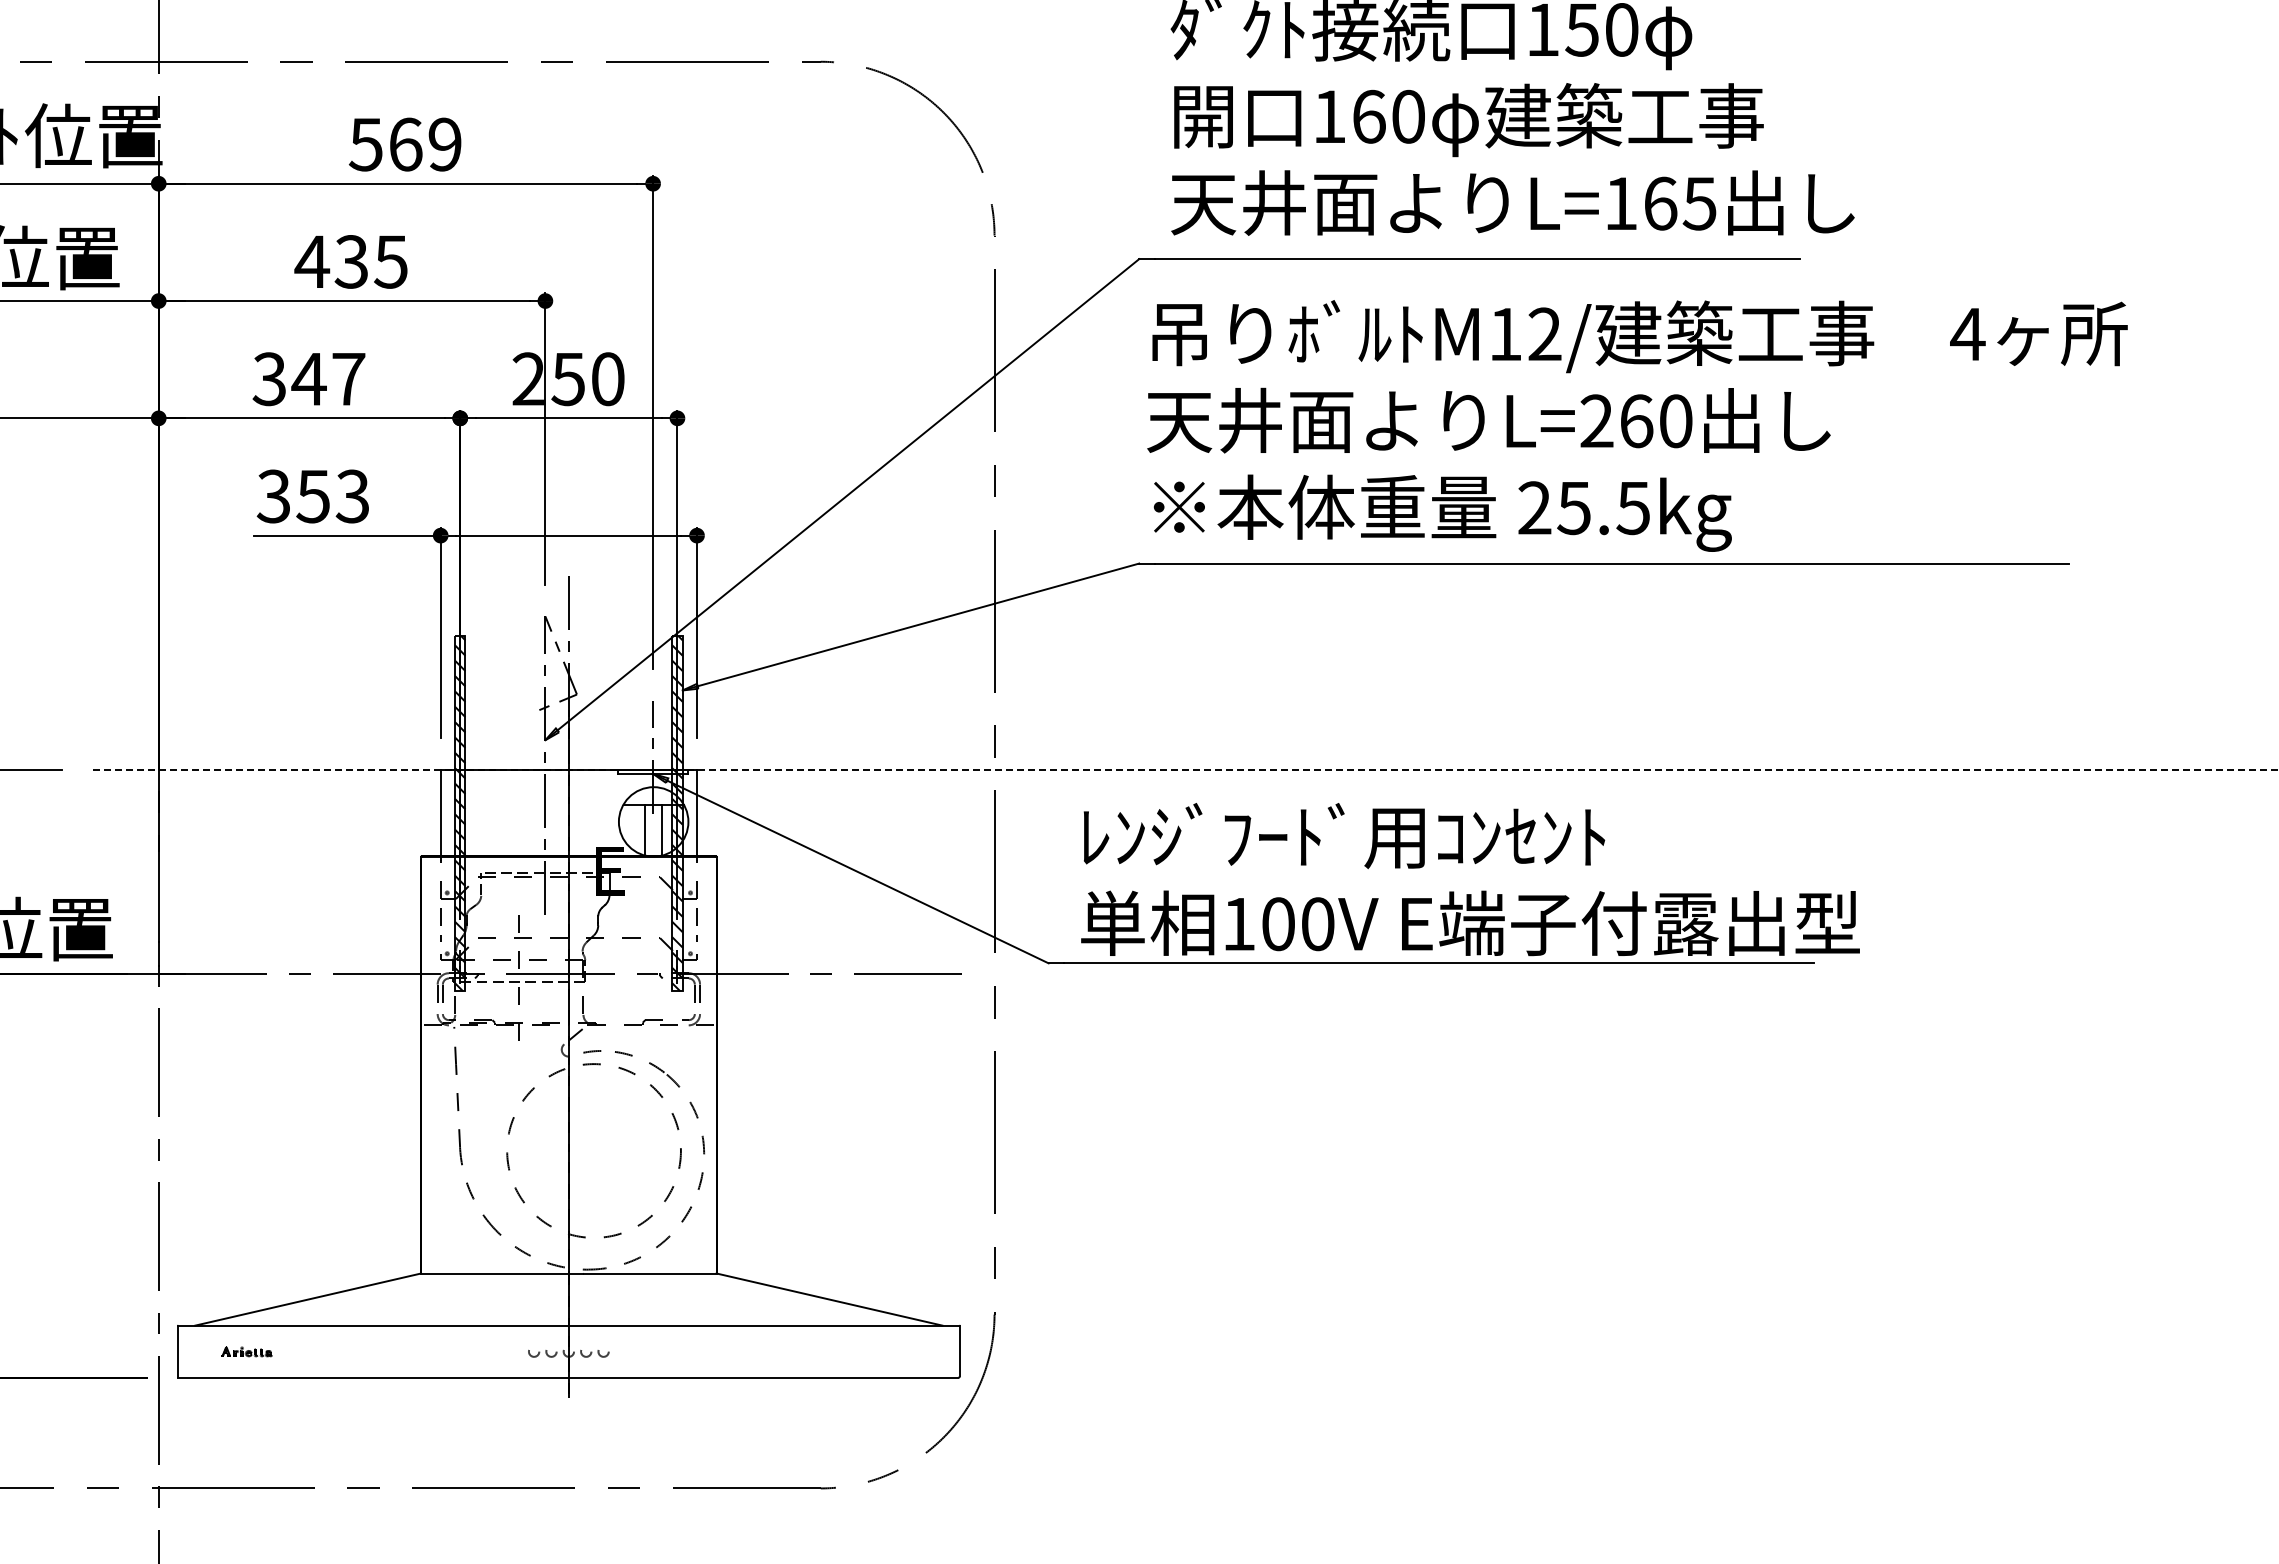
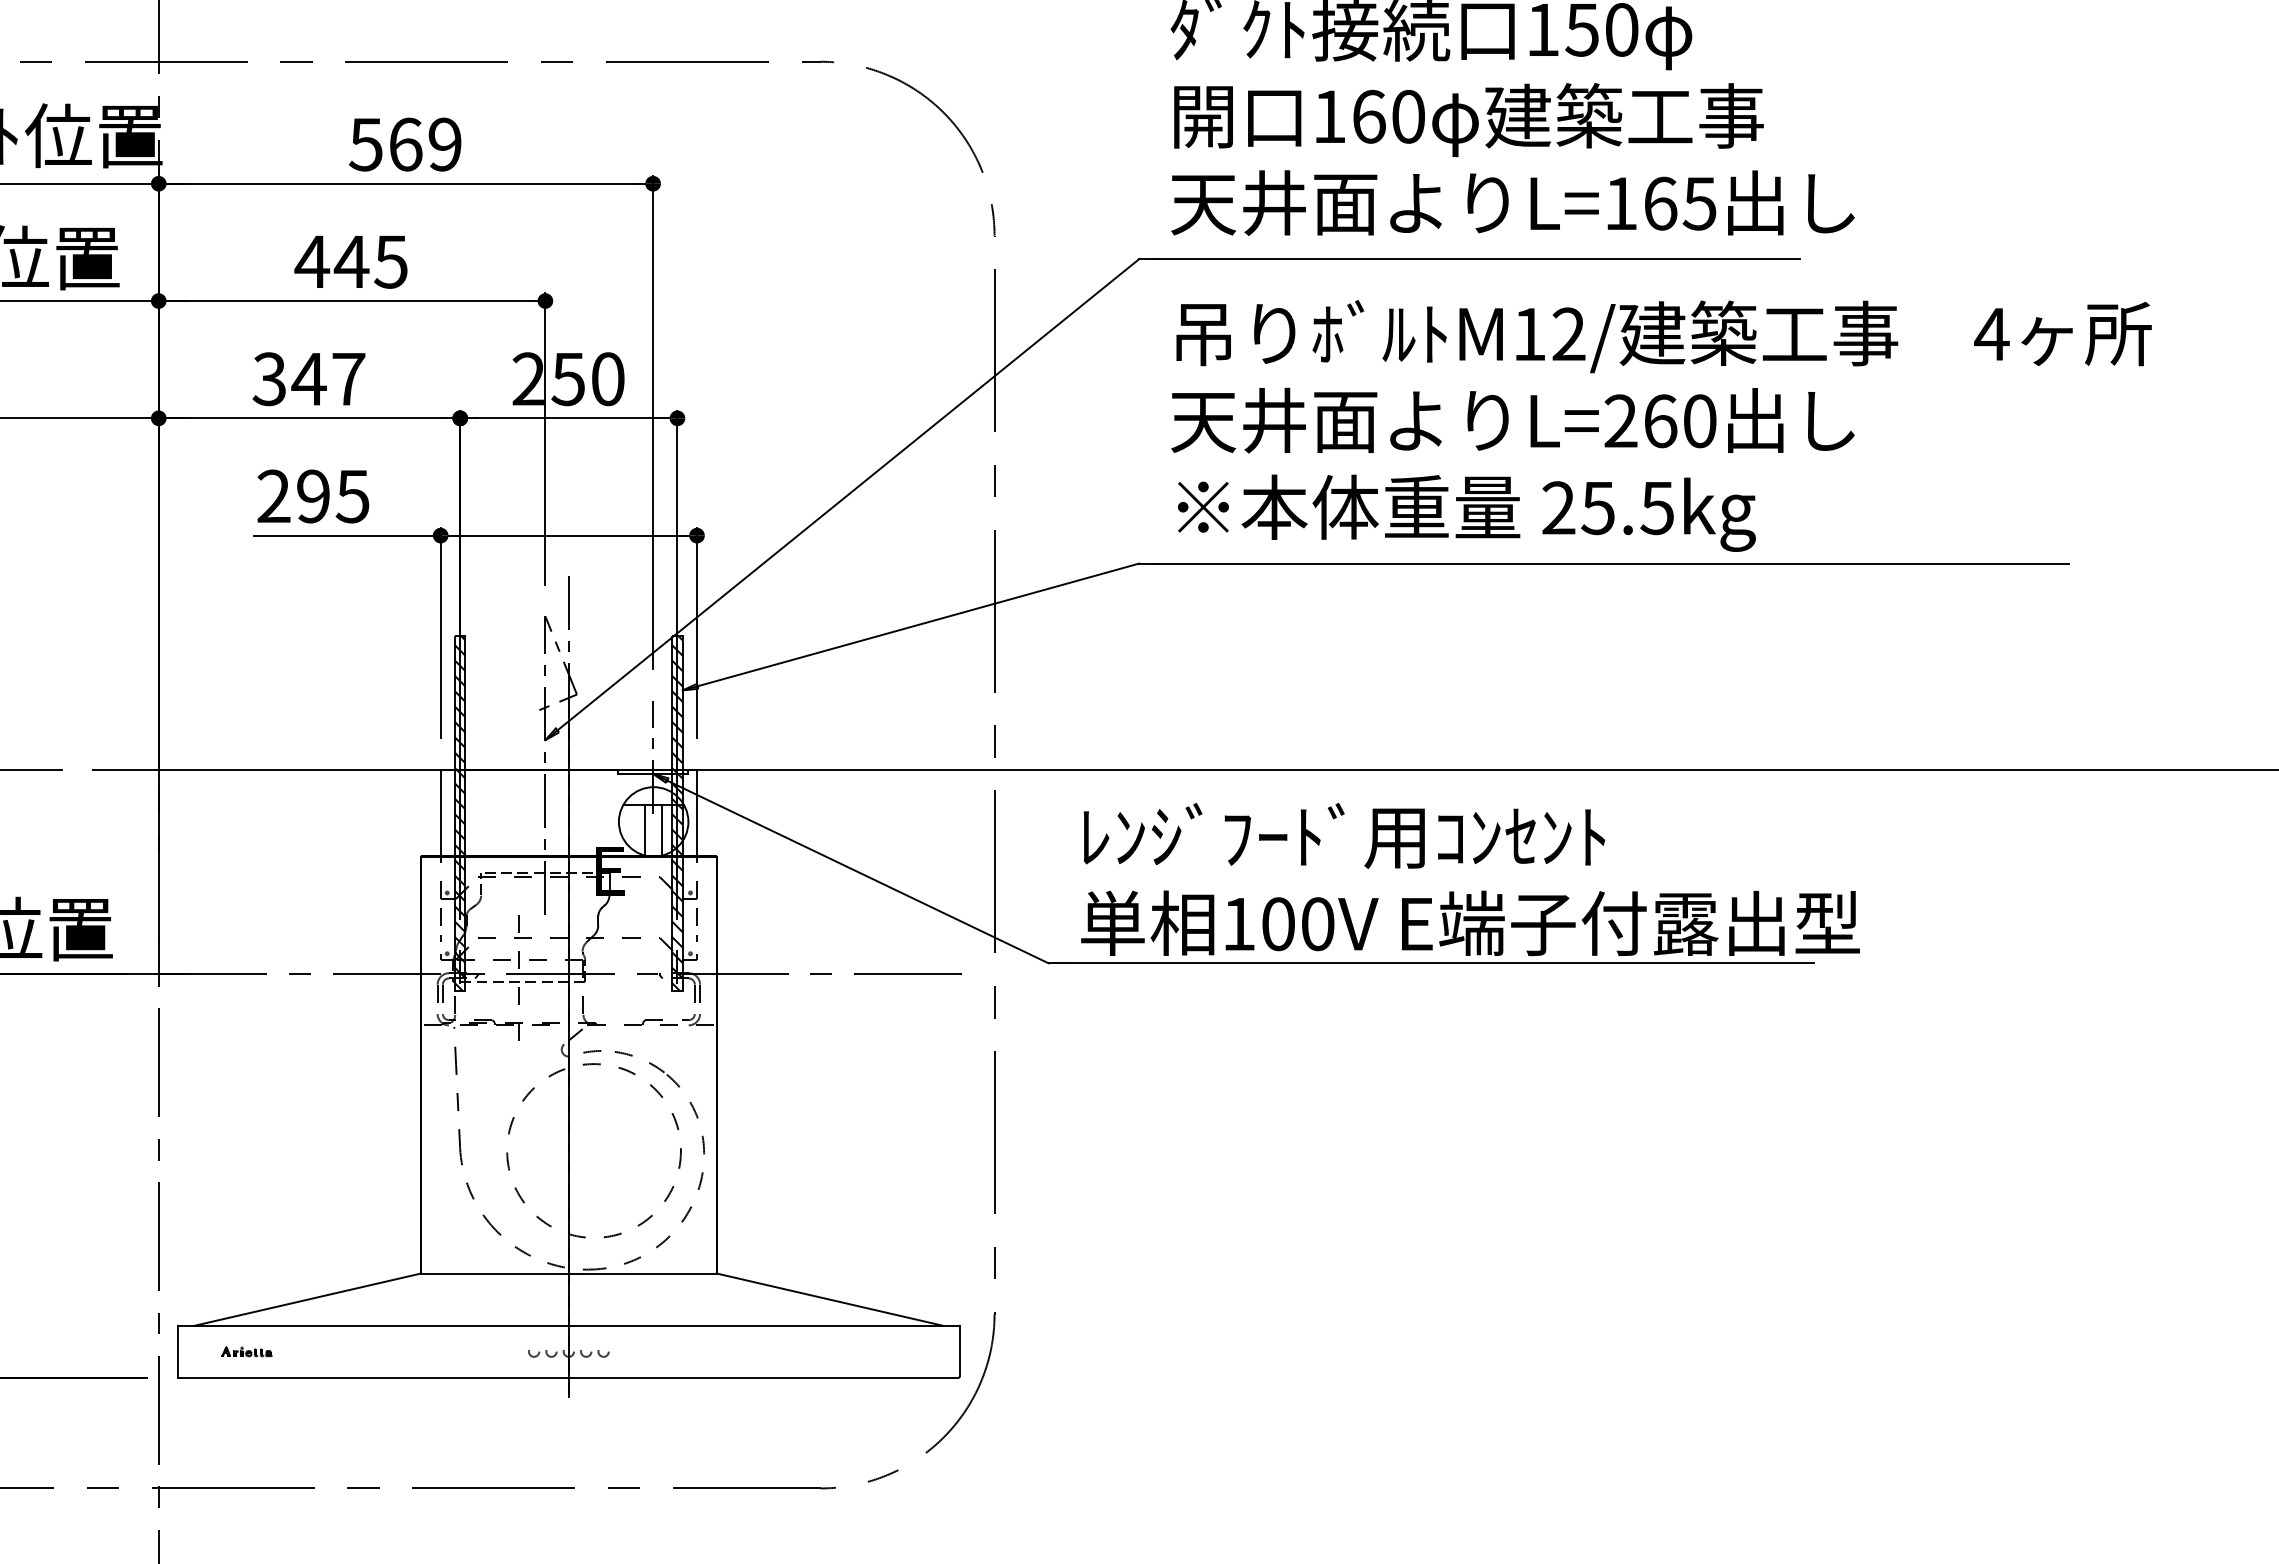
text: 435 -> 445 (351, 261)
text position: (1637, 425) -> (1661, 425) (1661, 425)
text: 353 -> 295 (312, 496)
line: dashed -> solid (1185, 769)
